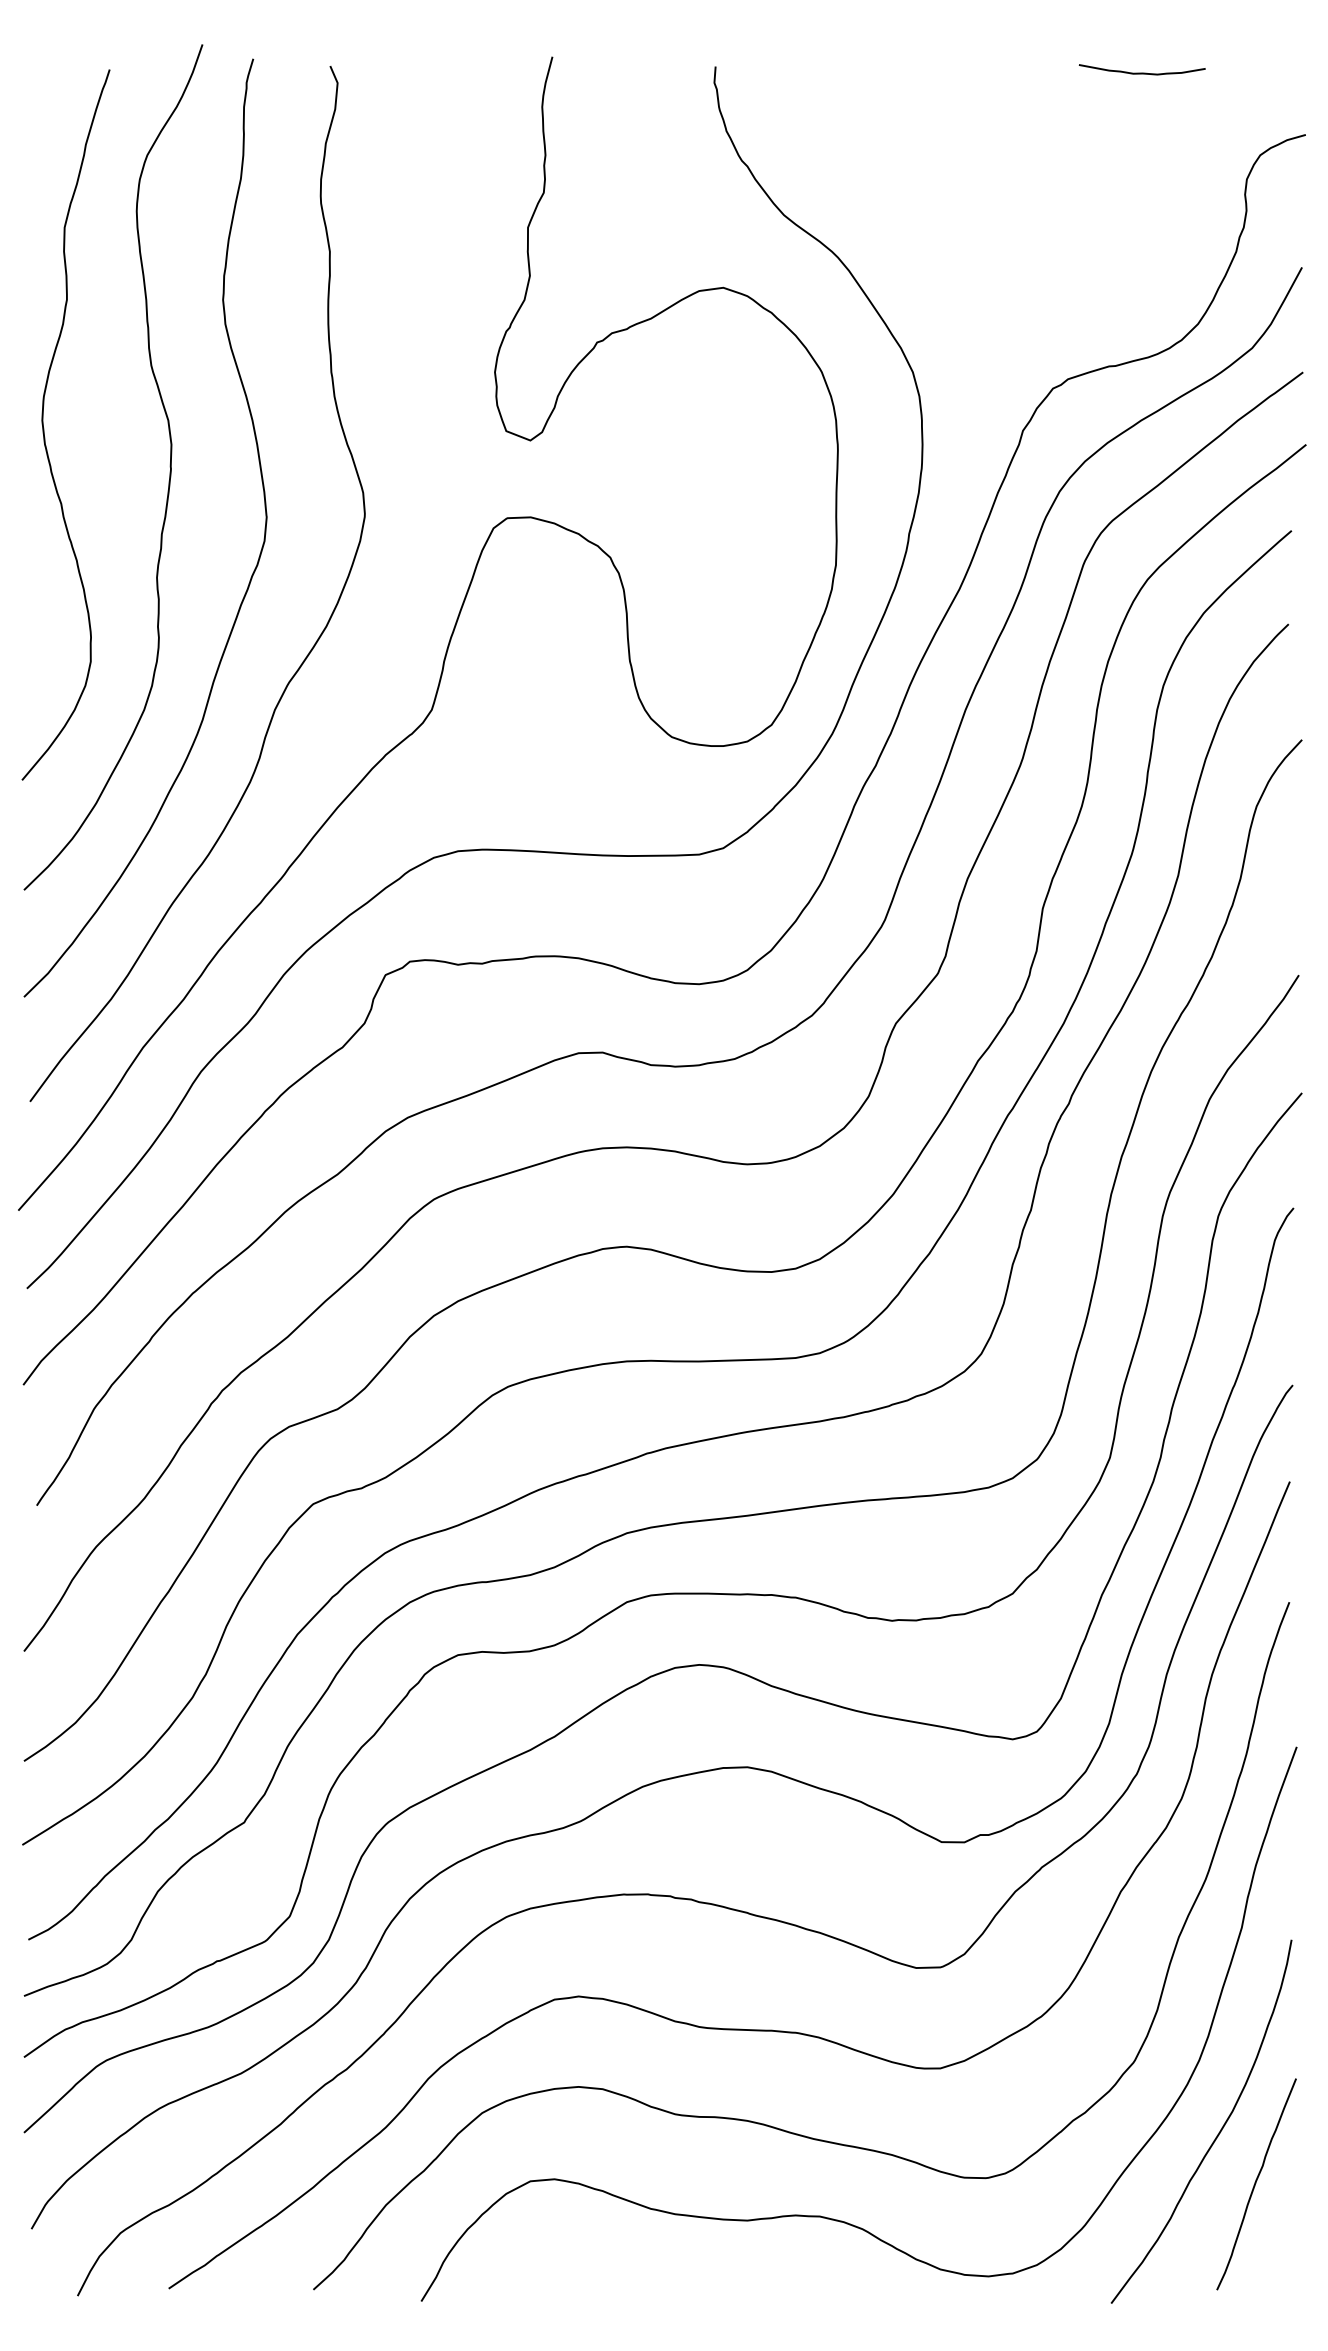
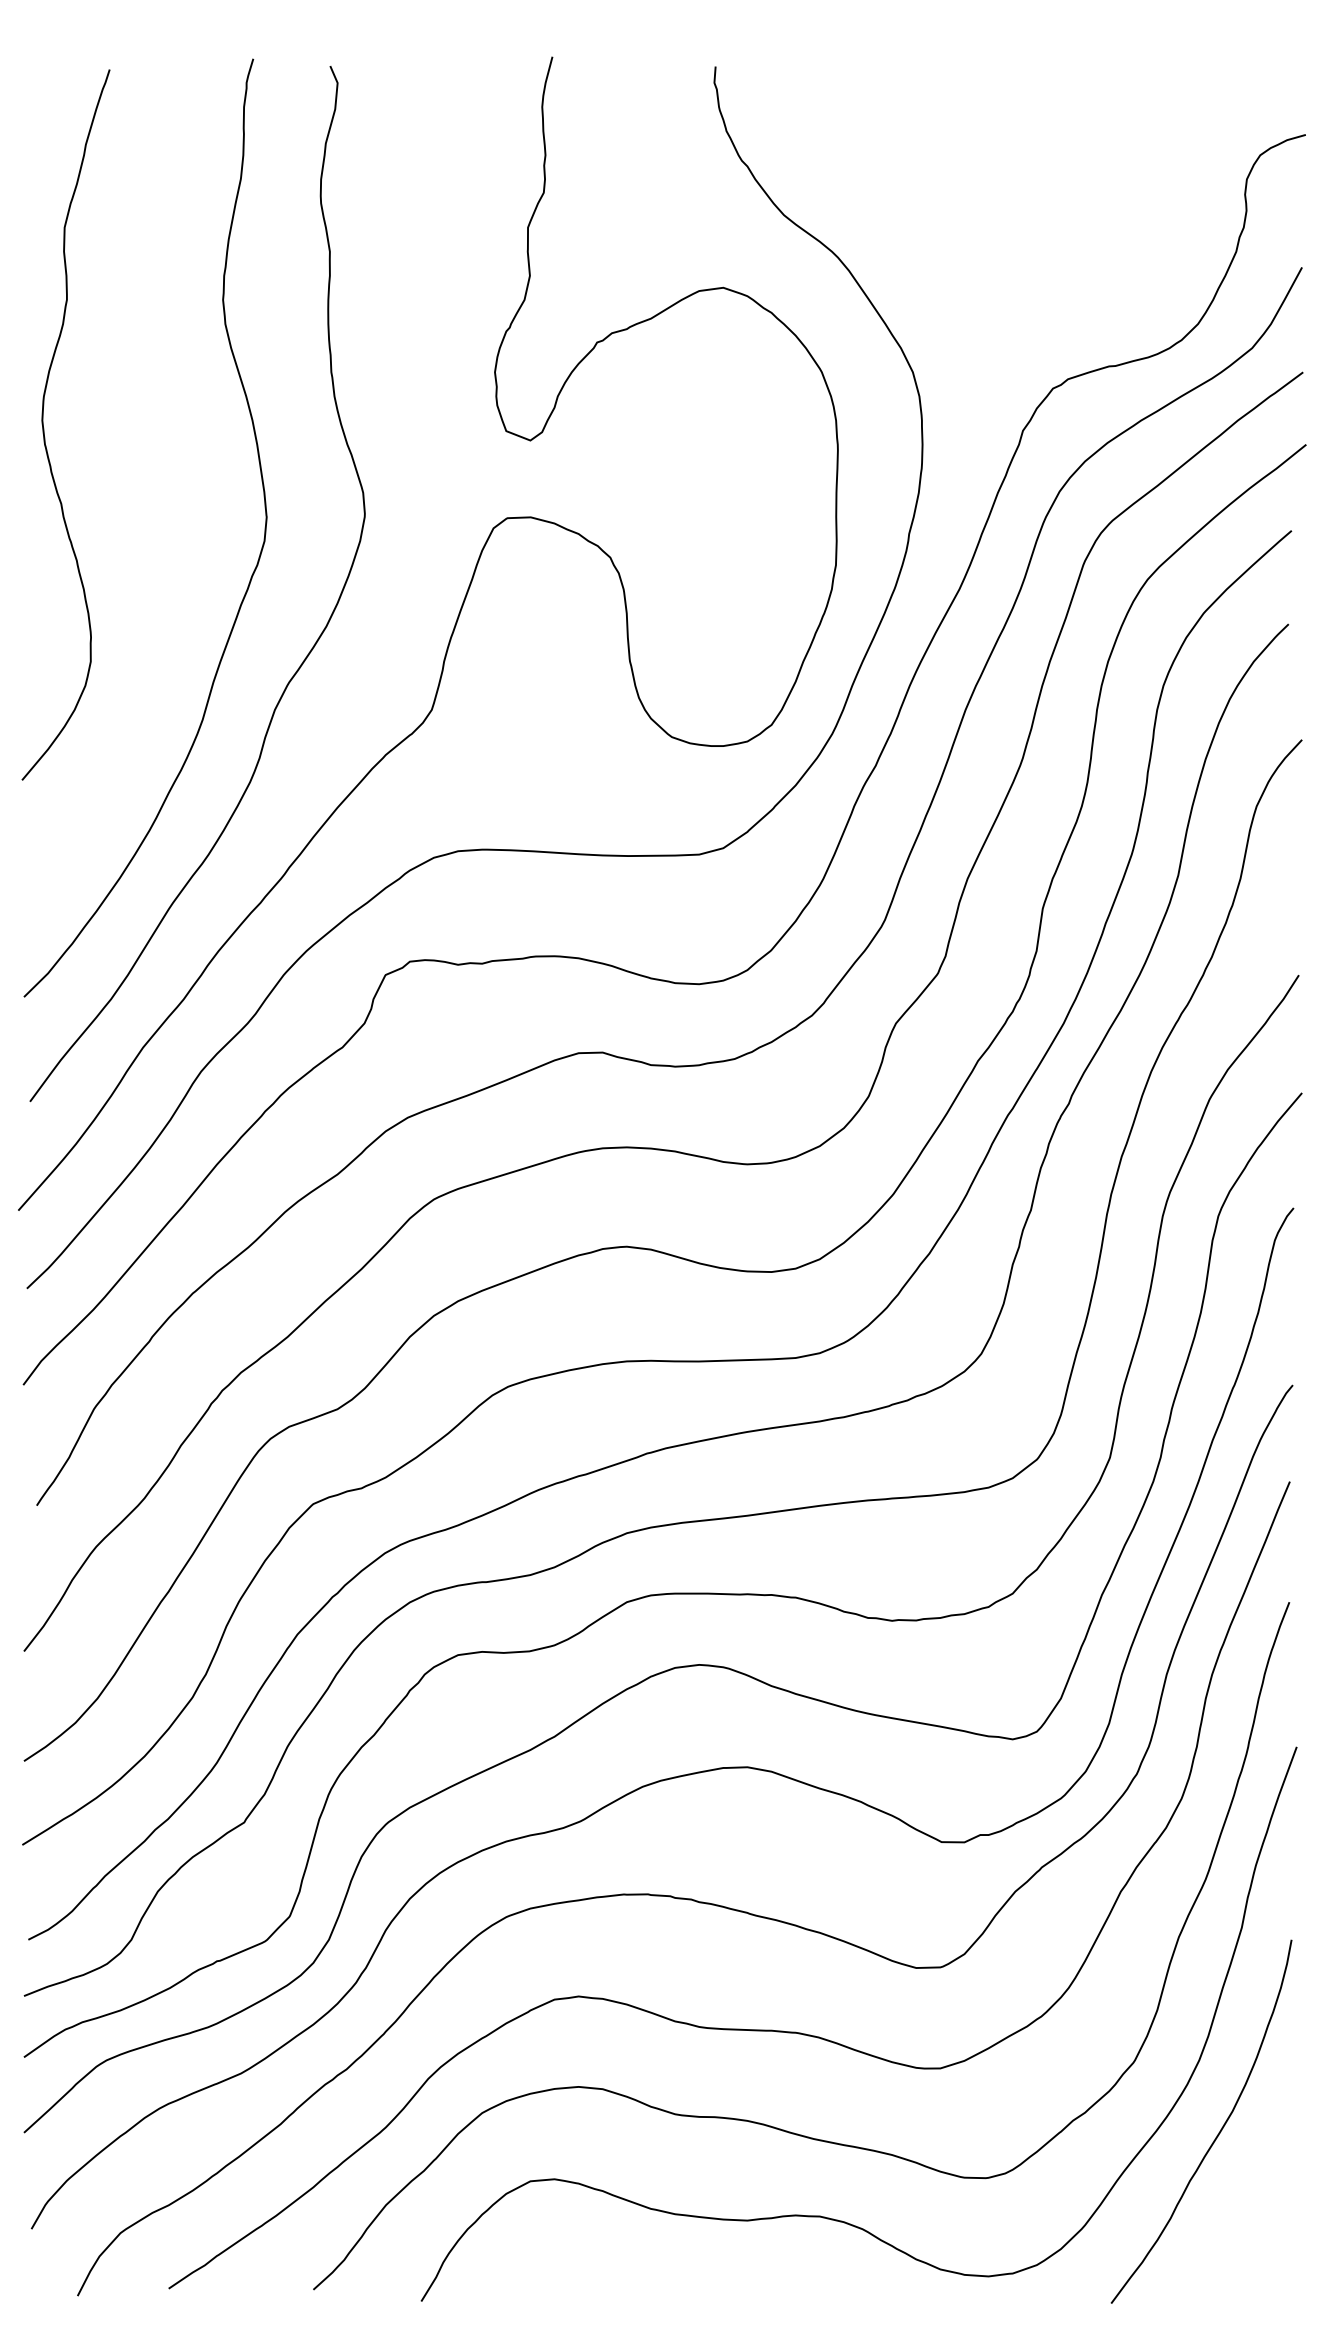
curve: present -> none (1141, 72)
curve: present -> none (169, 466)
curve: present -> none (1256, 2183)
